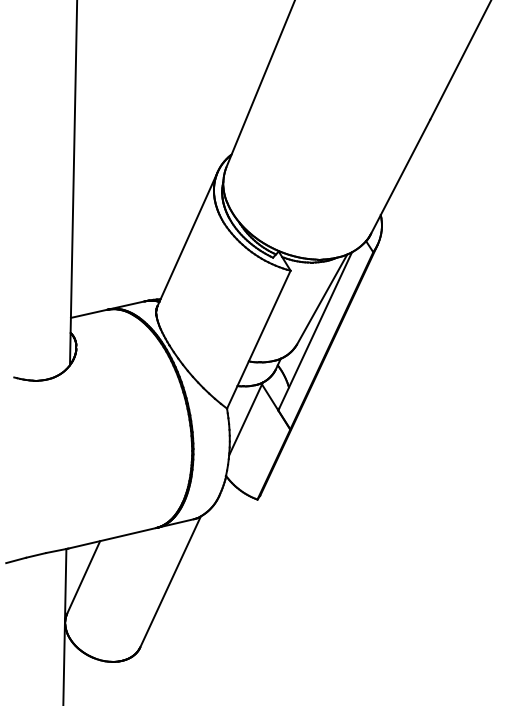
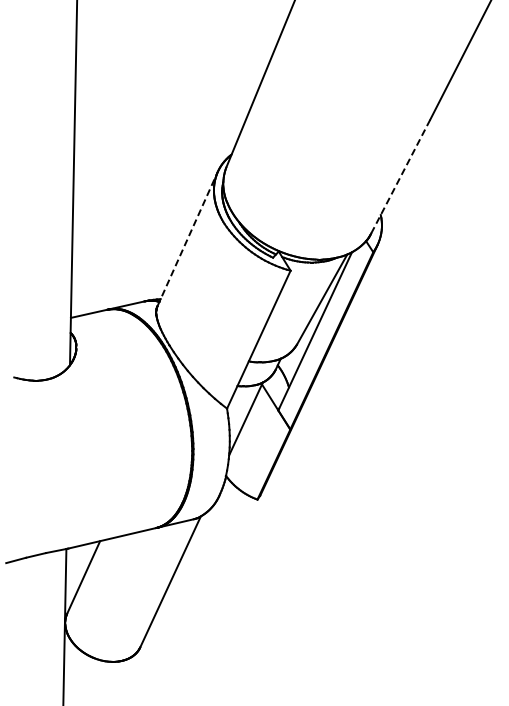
line: solid -> dashed (400, 177)
line: solid -> dashed (187, 239)
